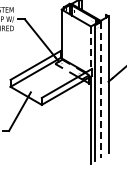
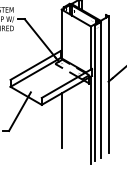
line: dashed -> solid (90, 48)
line: dashed -> solid (100, 89)
line: none -> present (61, 120)
